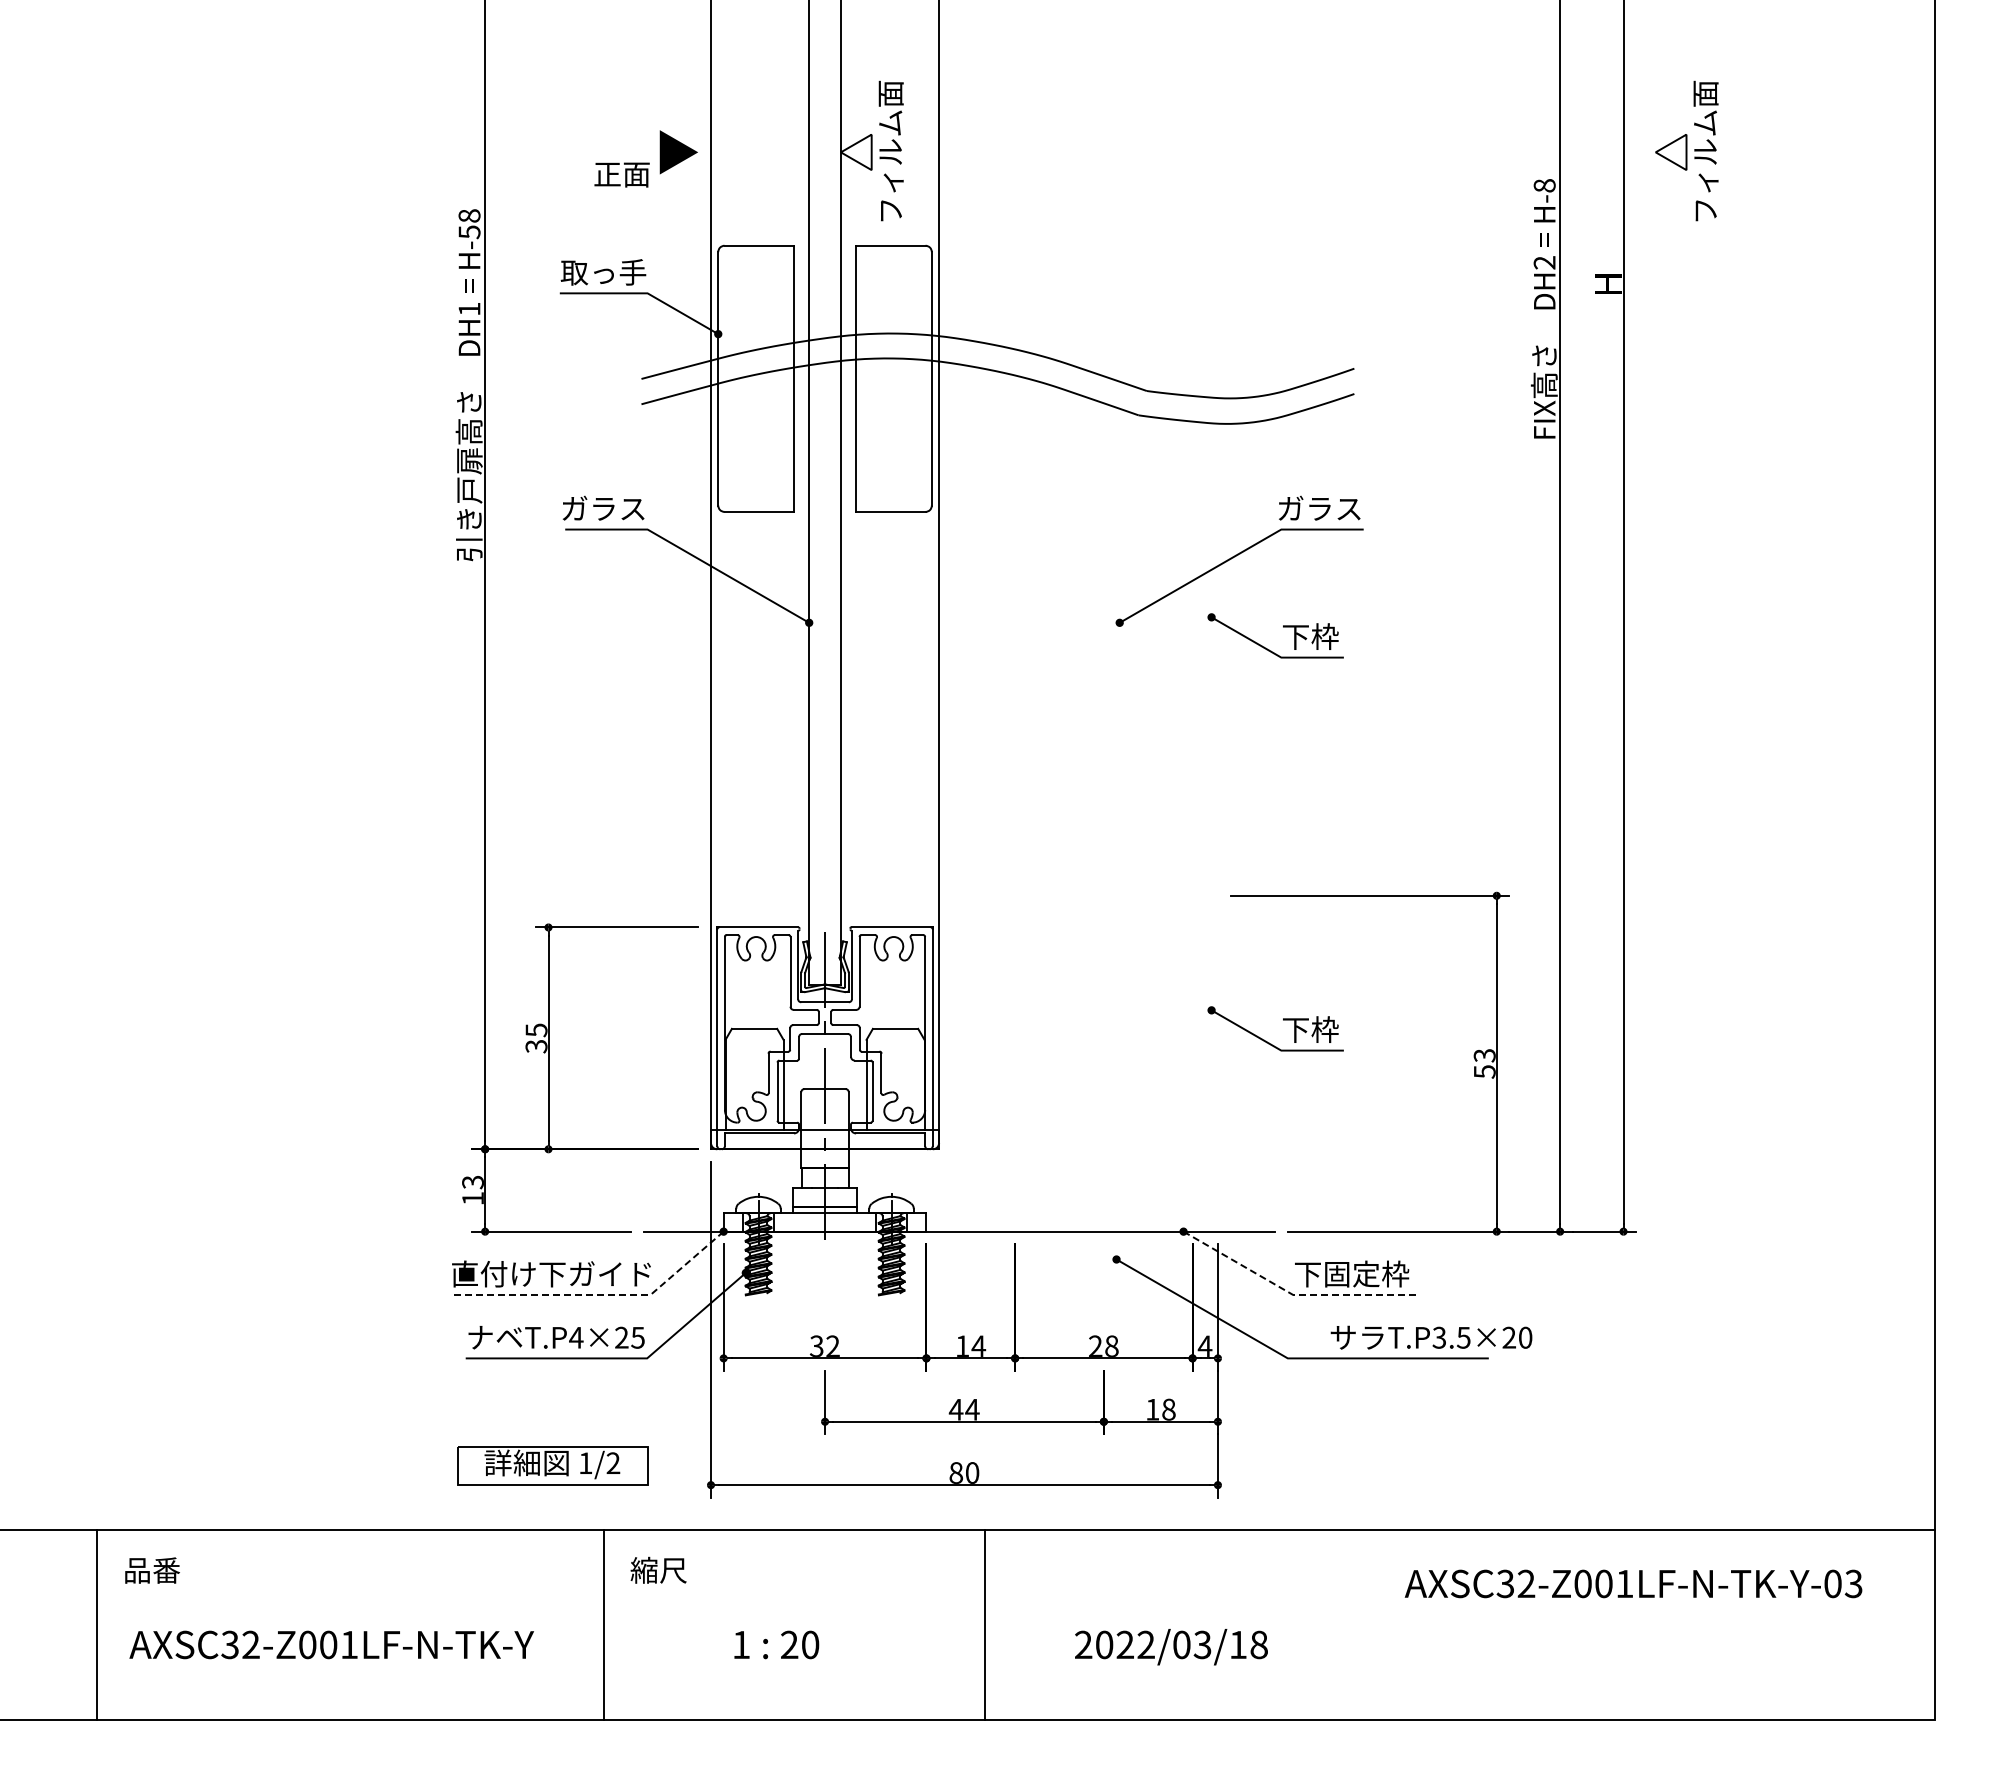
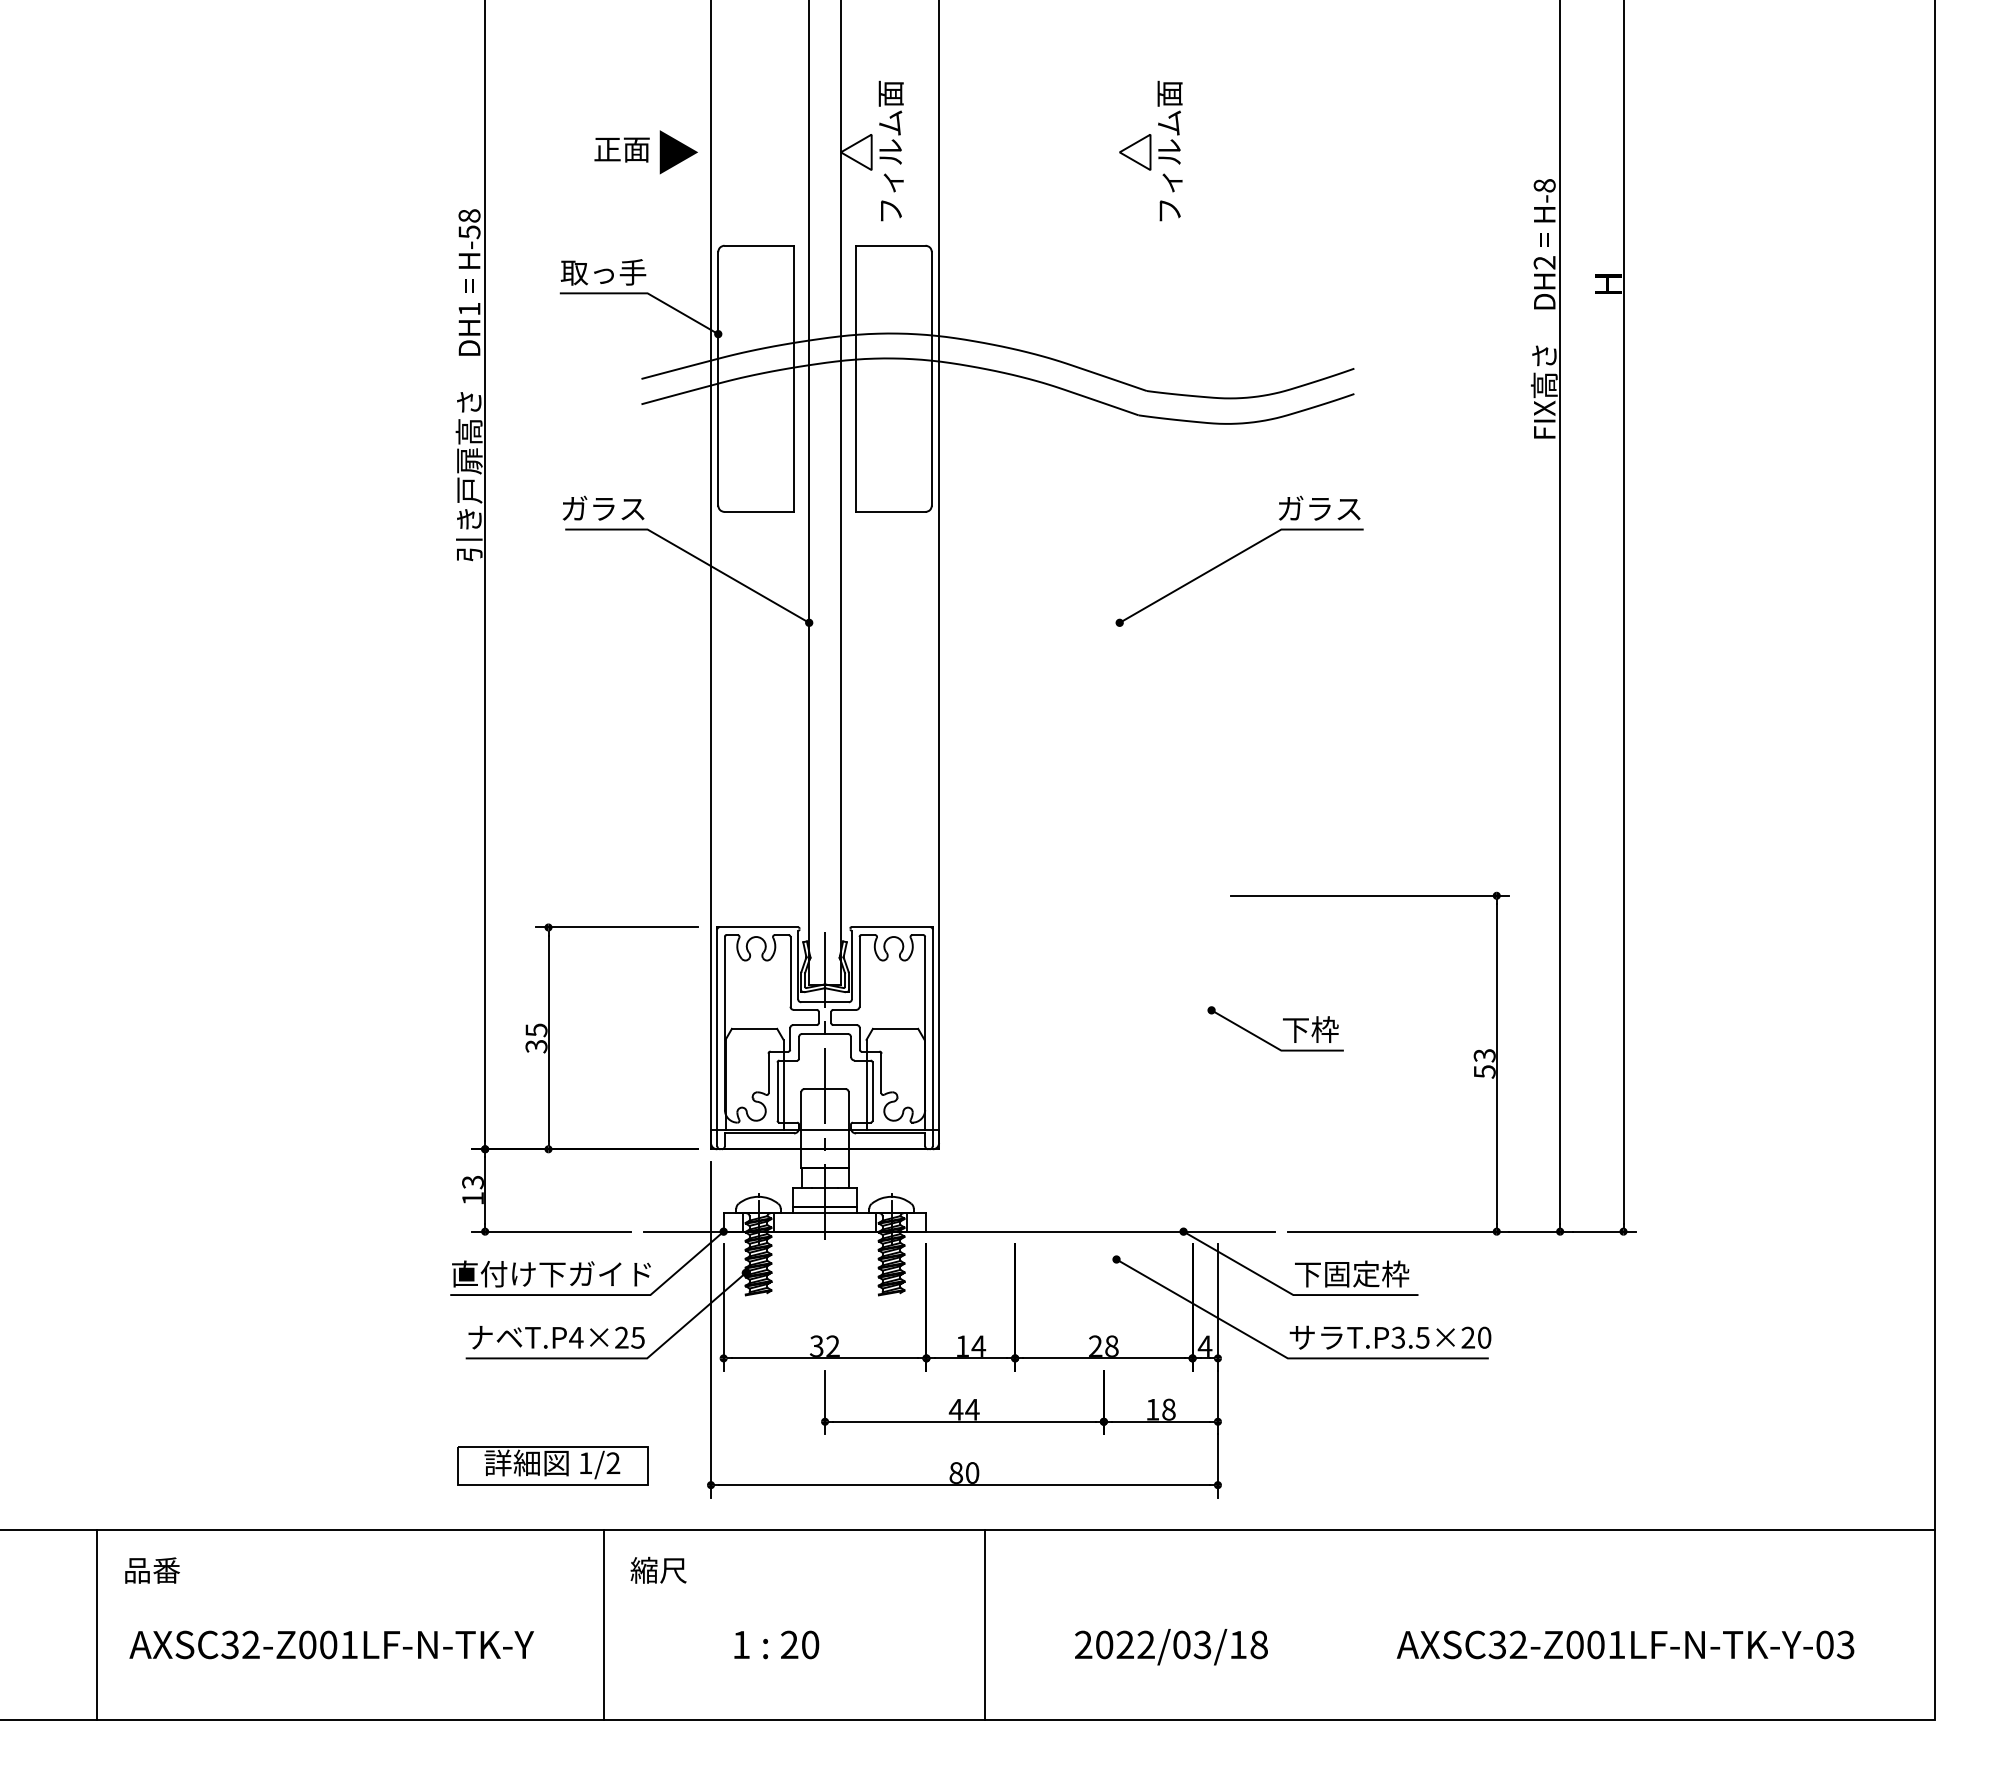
part position: (1686, 150) -> (1150, 150) (1150, 150)
text position: (621, 174) -> (621, 149) (621, 149)
part: present -> none (1283, 627)
line: dashed -> solid (598, 1295)
line: dashed -> solid (1293, 1295)
text position: (1431, 1337) -> (1390, 1337) (1390, 1337)
text position: (1633, 1583) -> (1625, 1644) (1625, 1644)
